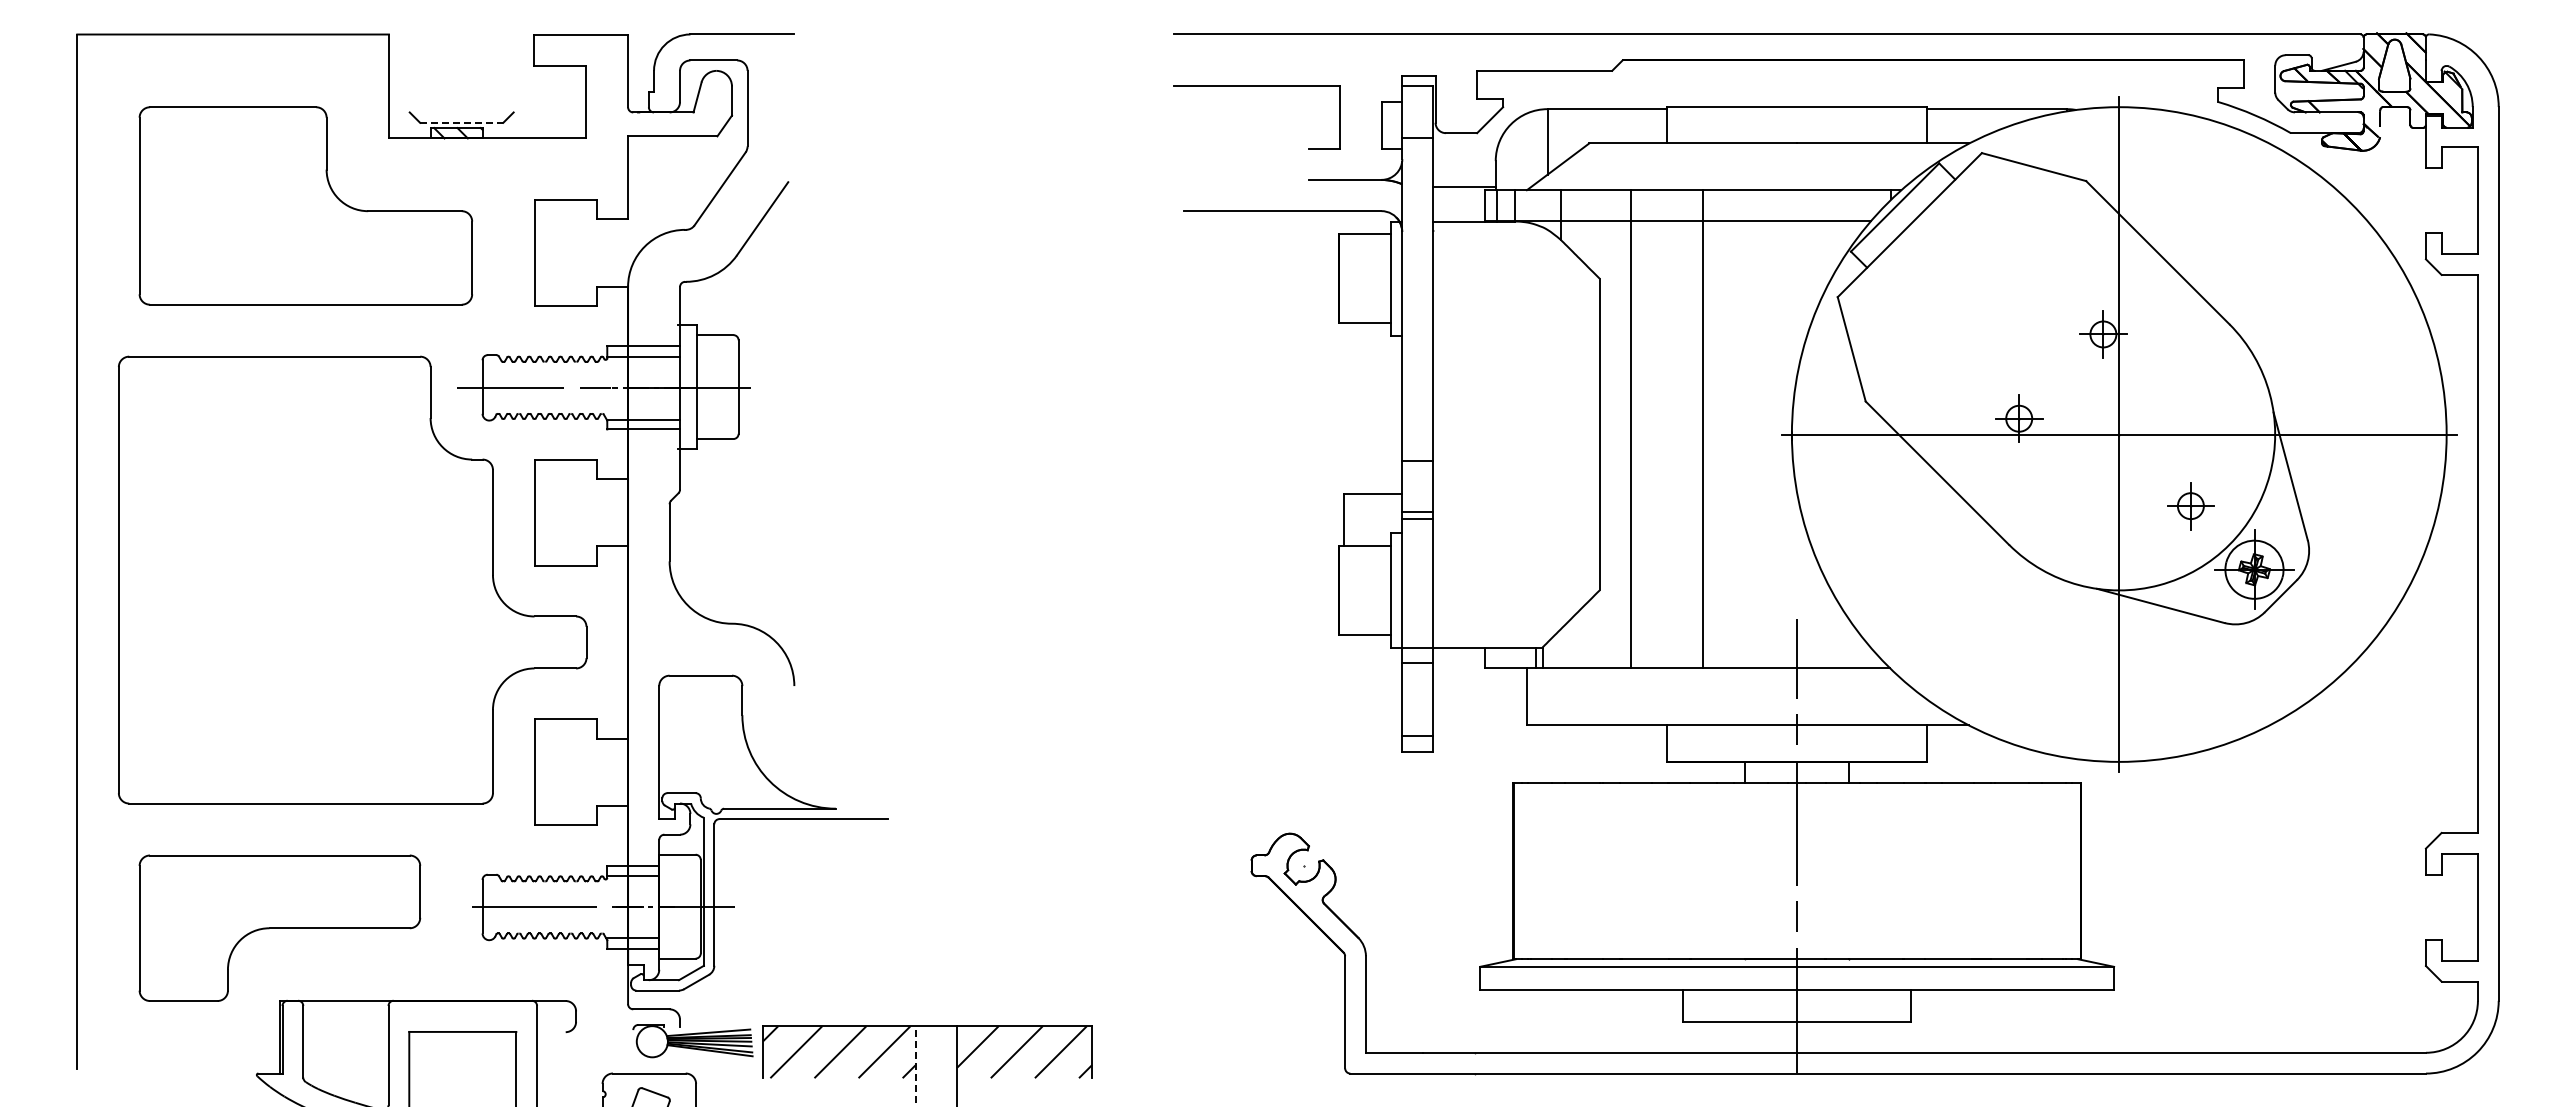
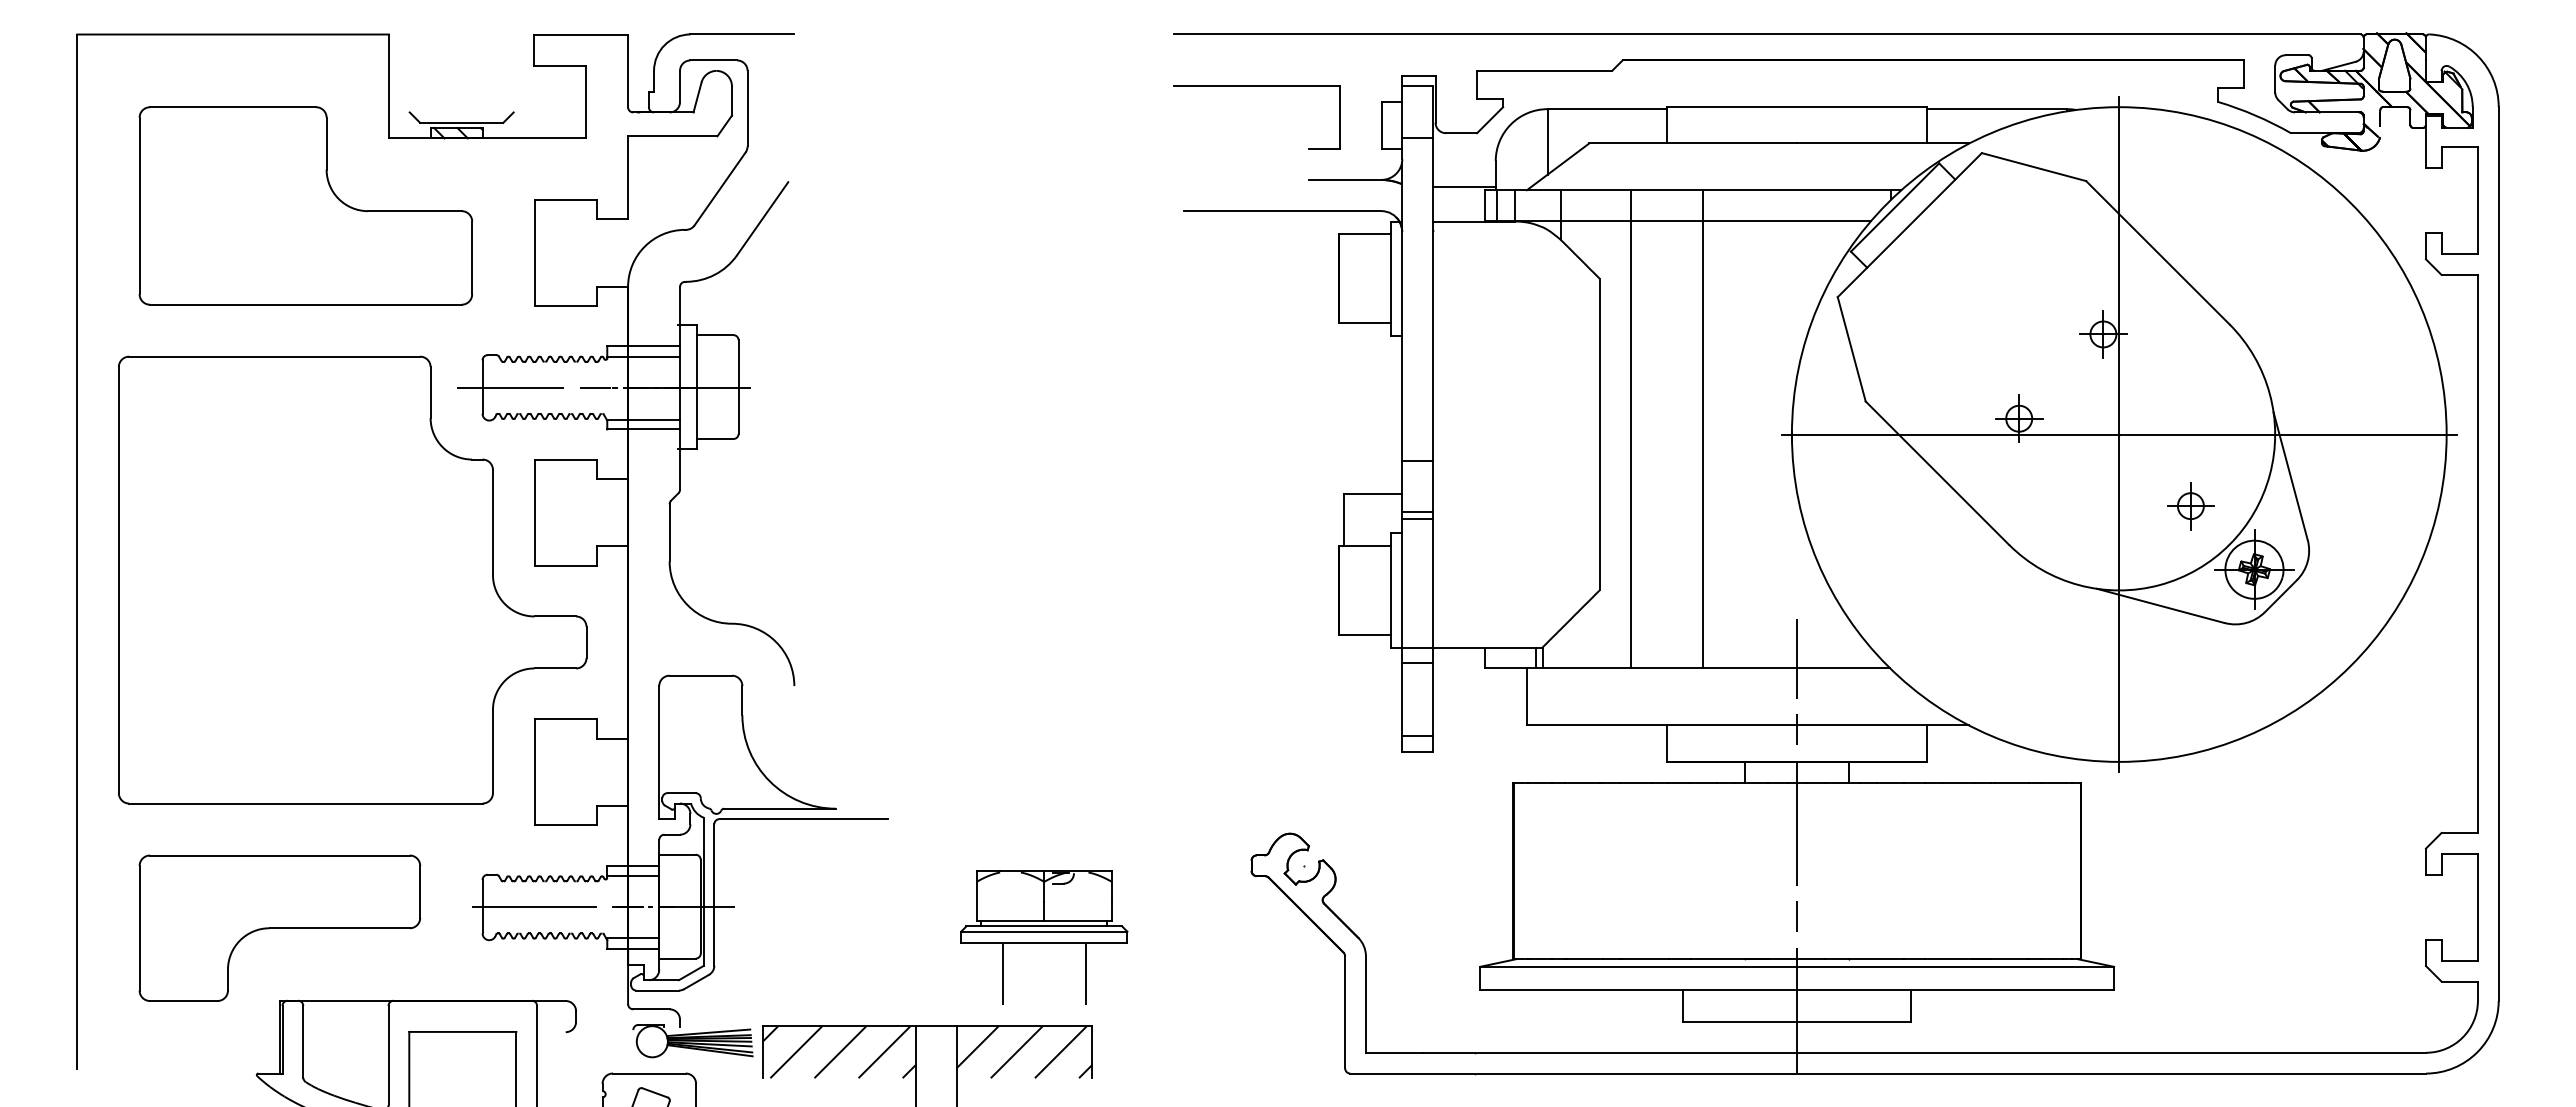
line: dashed -> solid (461, 122)
part: none -> present (1044, 937)
line: dashed -> solid (915, 1066)
